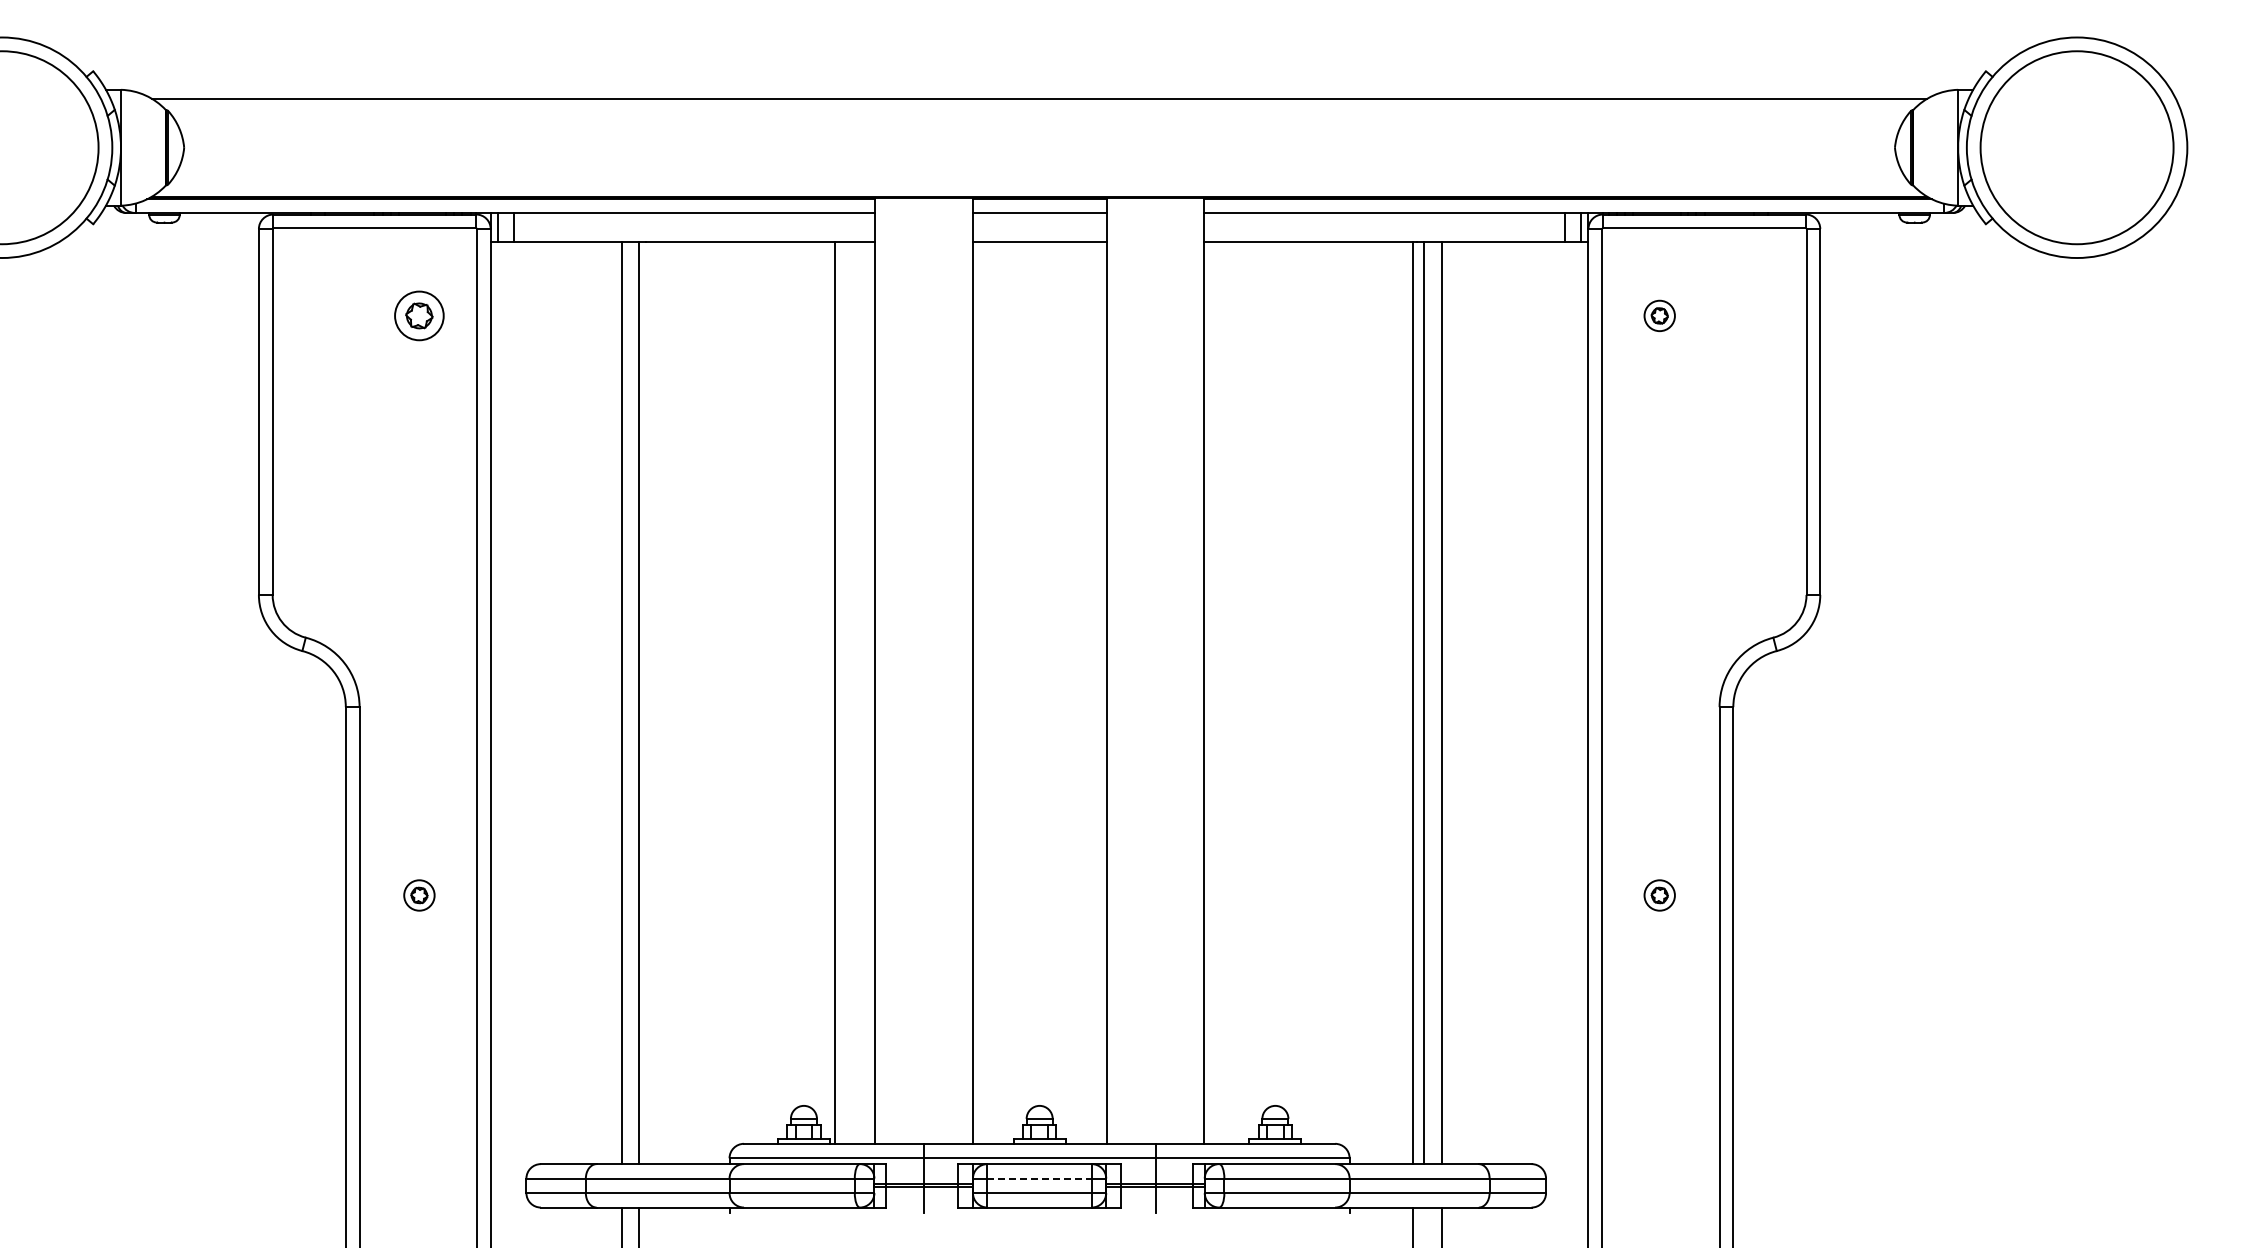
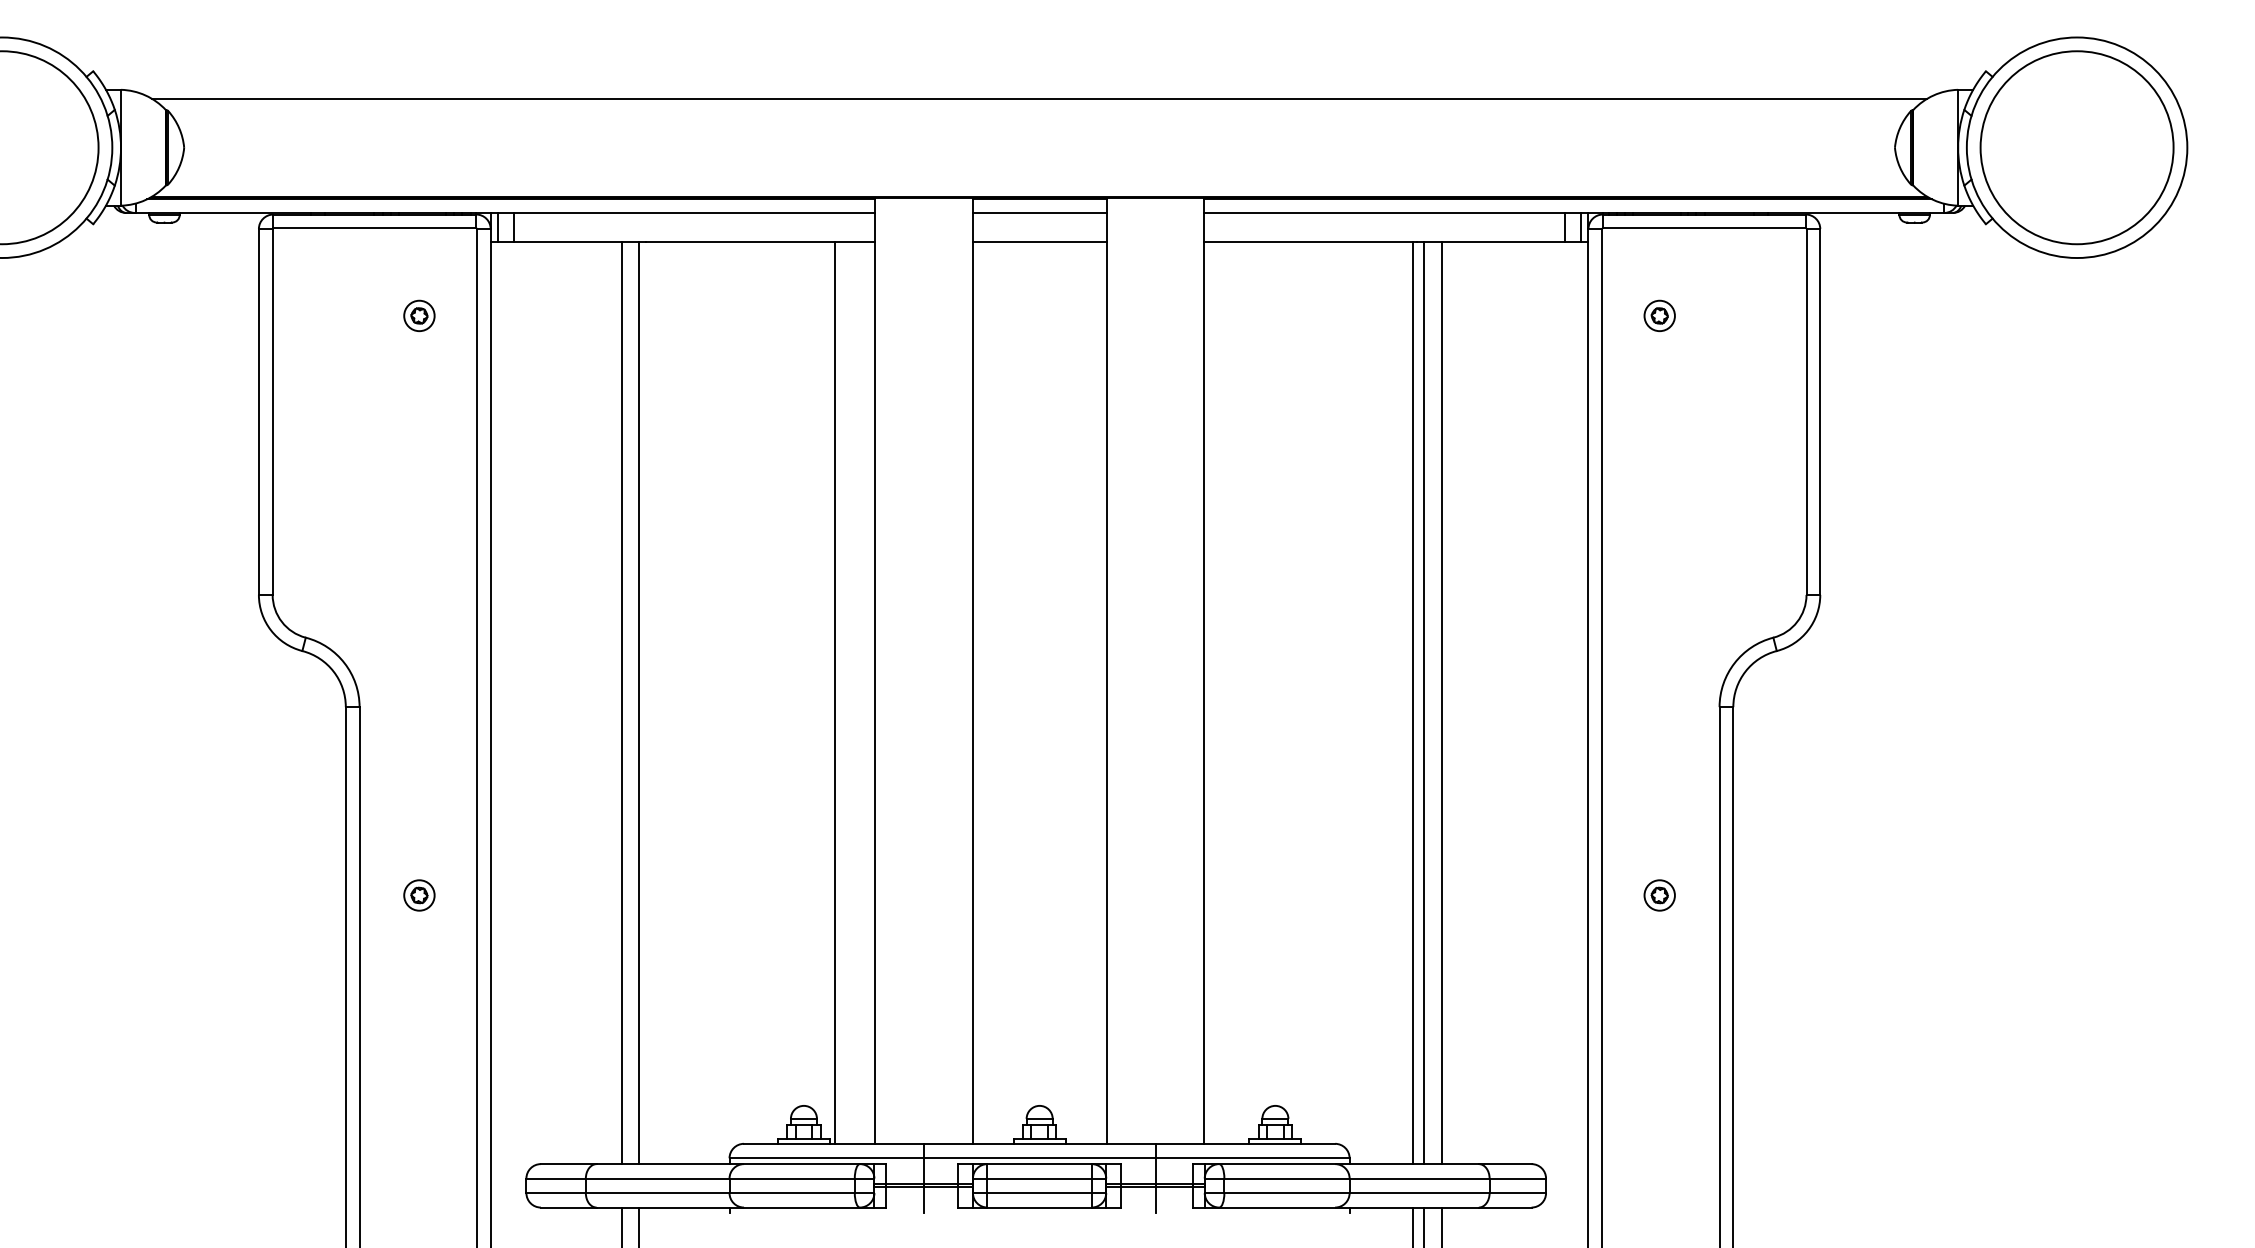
part size: 51x52 px -> 33x34 px (419, 315)
line: dashed -> solid (1040, 1178)
line: none -> present (1423, 1225)
